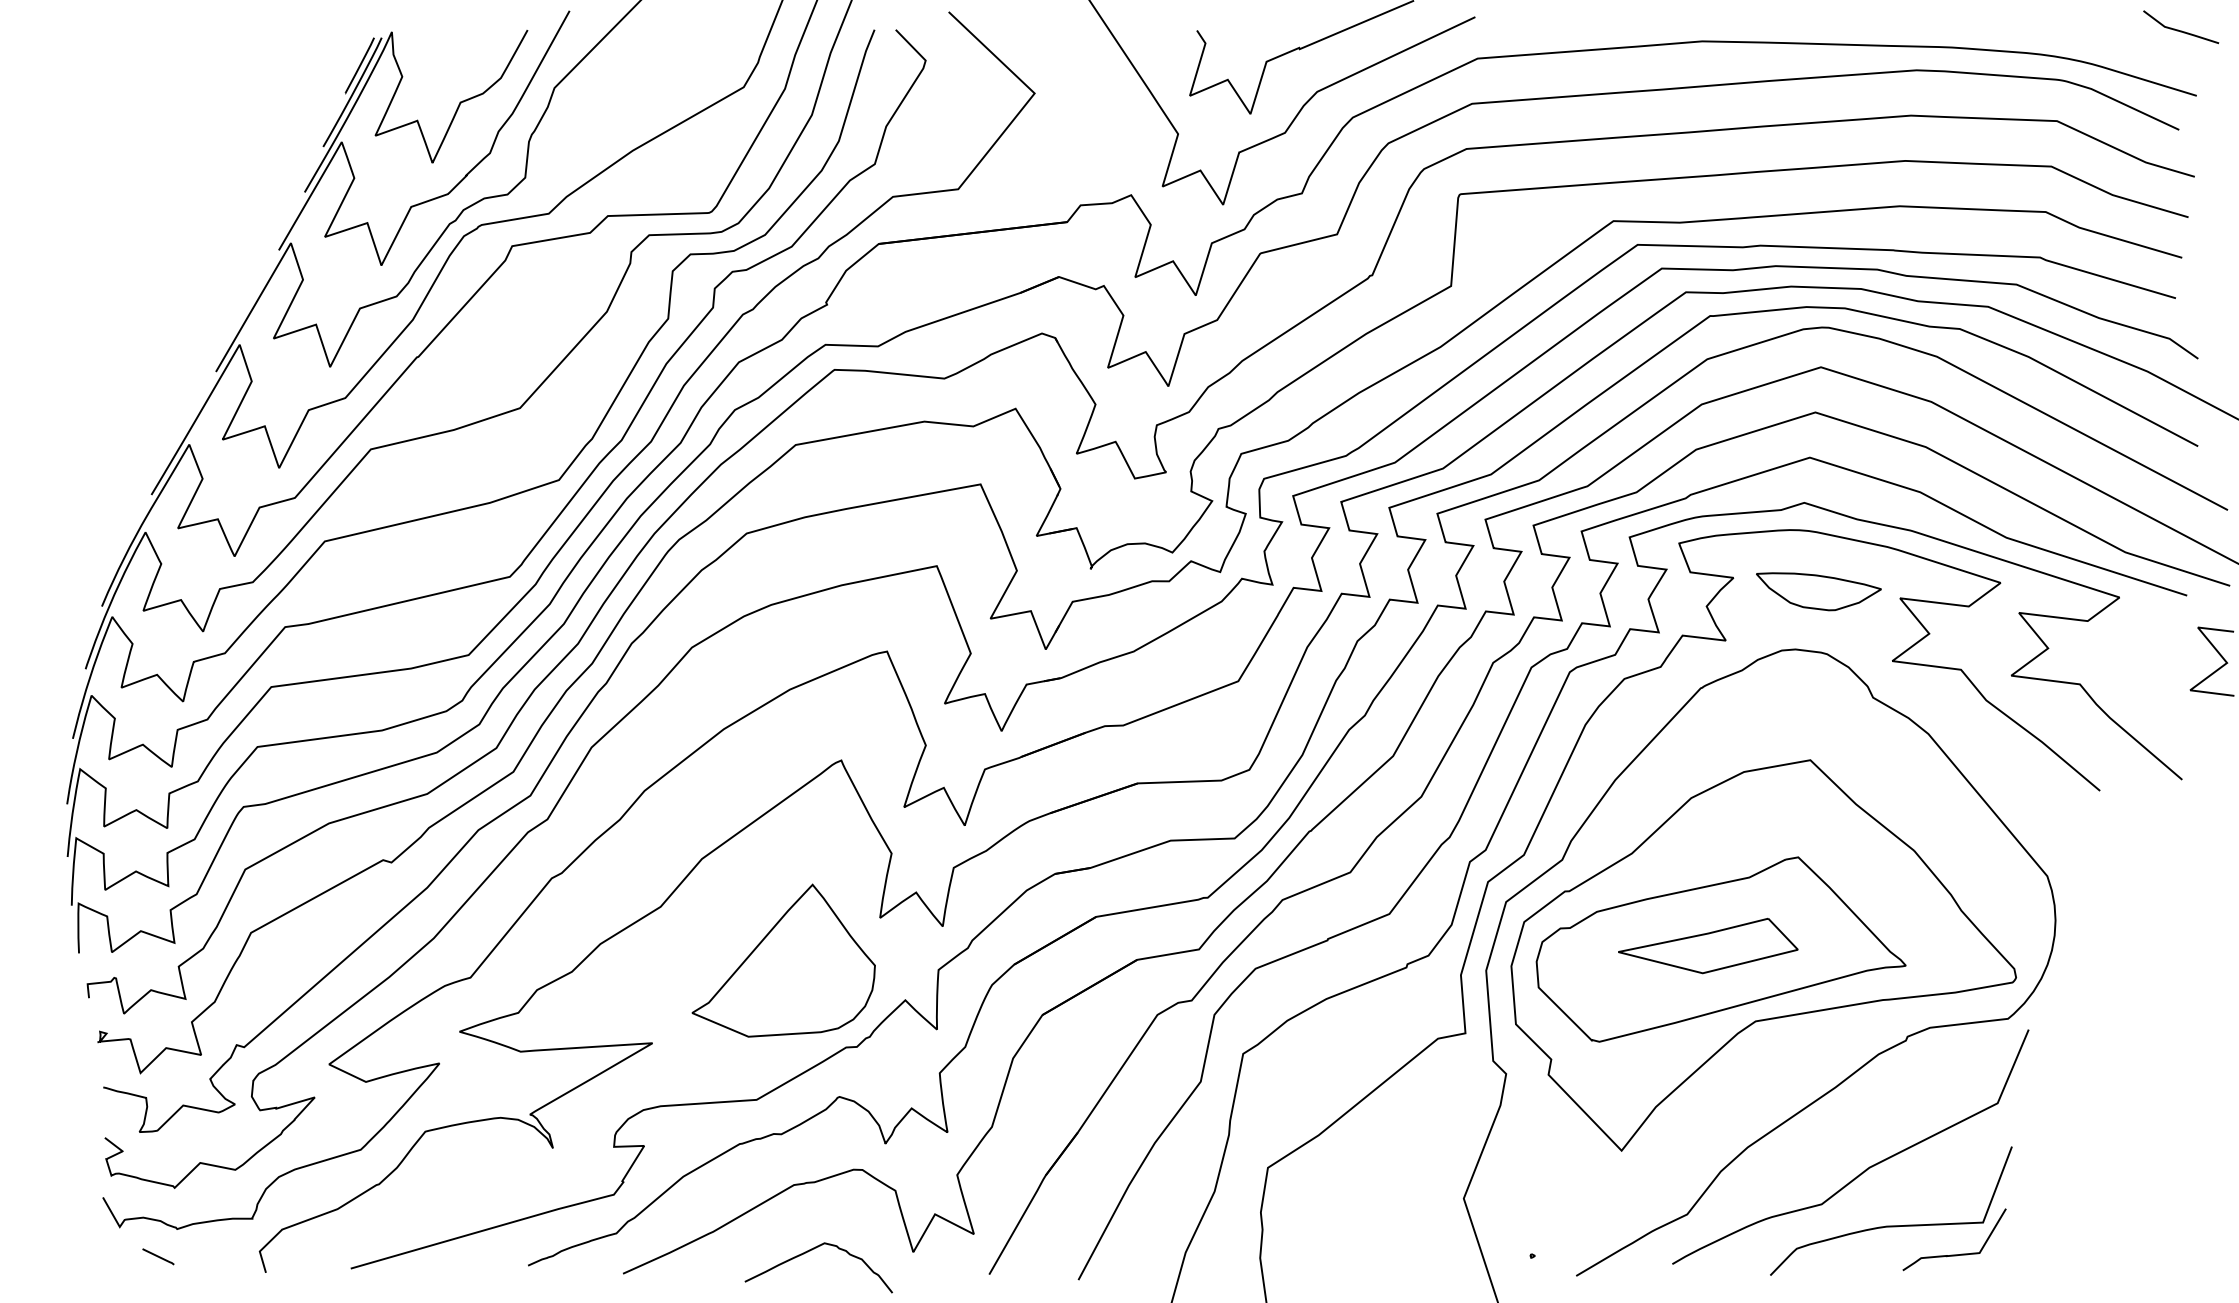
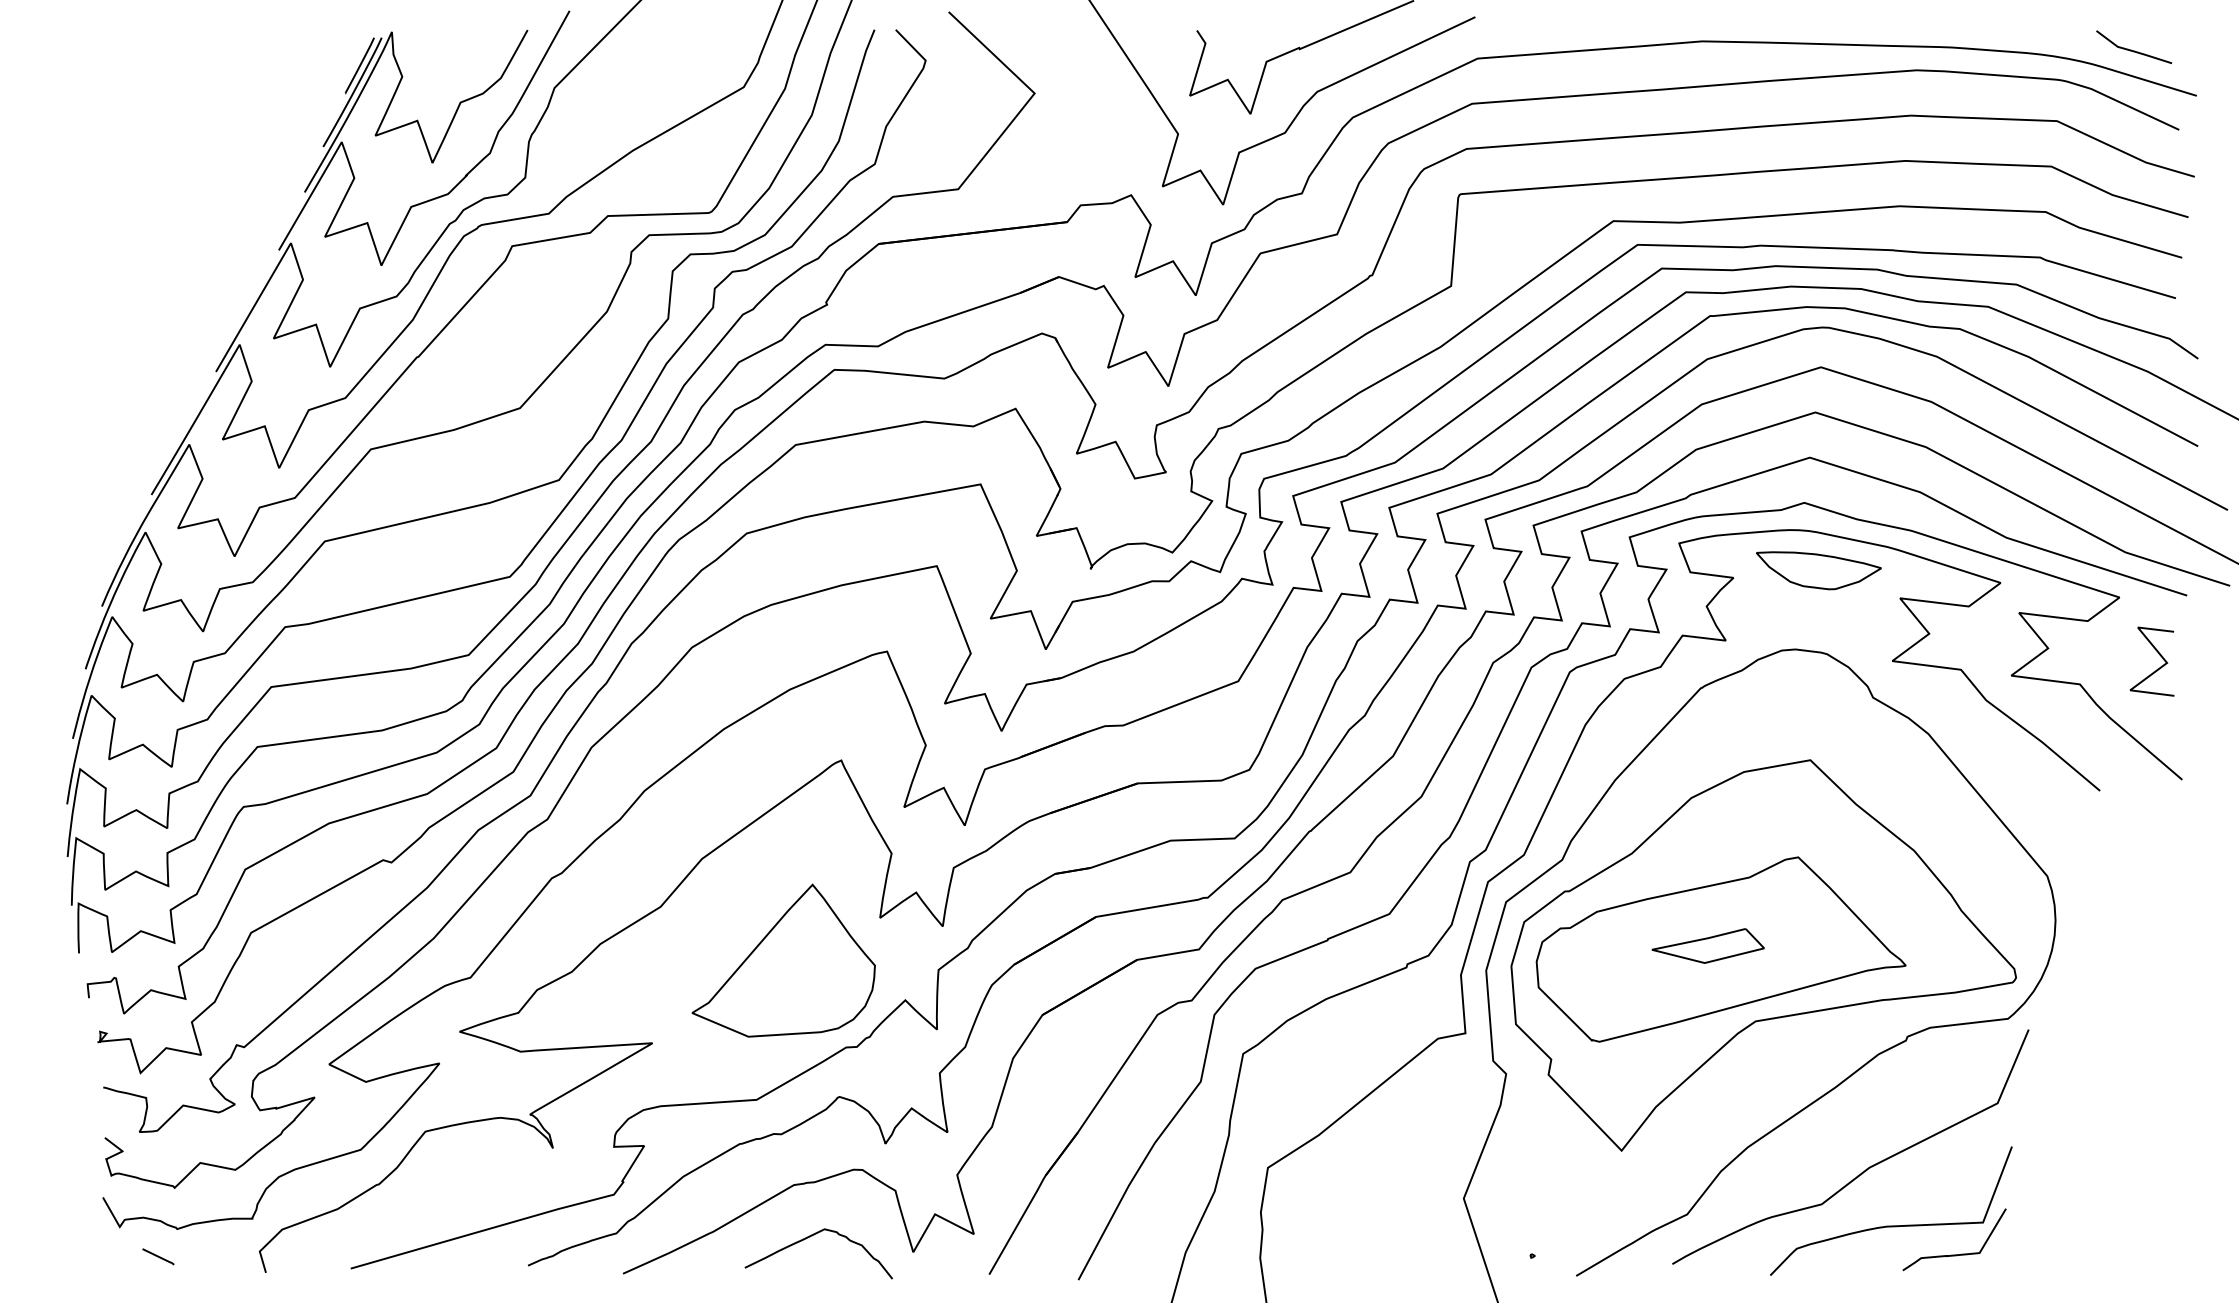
curve position: (2181, 30) -> (2134, 50) (2134, 50)
part position: (1818, 591) -> (1818, 570) (1818, 570)
curve position: (2217, 668) -> (2157, 668) (2157, 668)
part size: 181x58 px -> 114x36 px (1707, 945)
curve position: (810, 1251) -> (810, 1237) (810, 1237)
